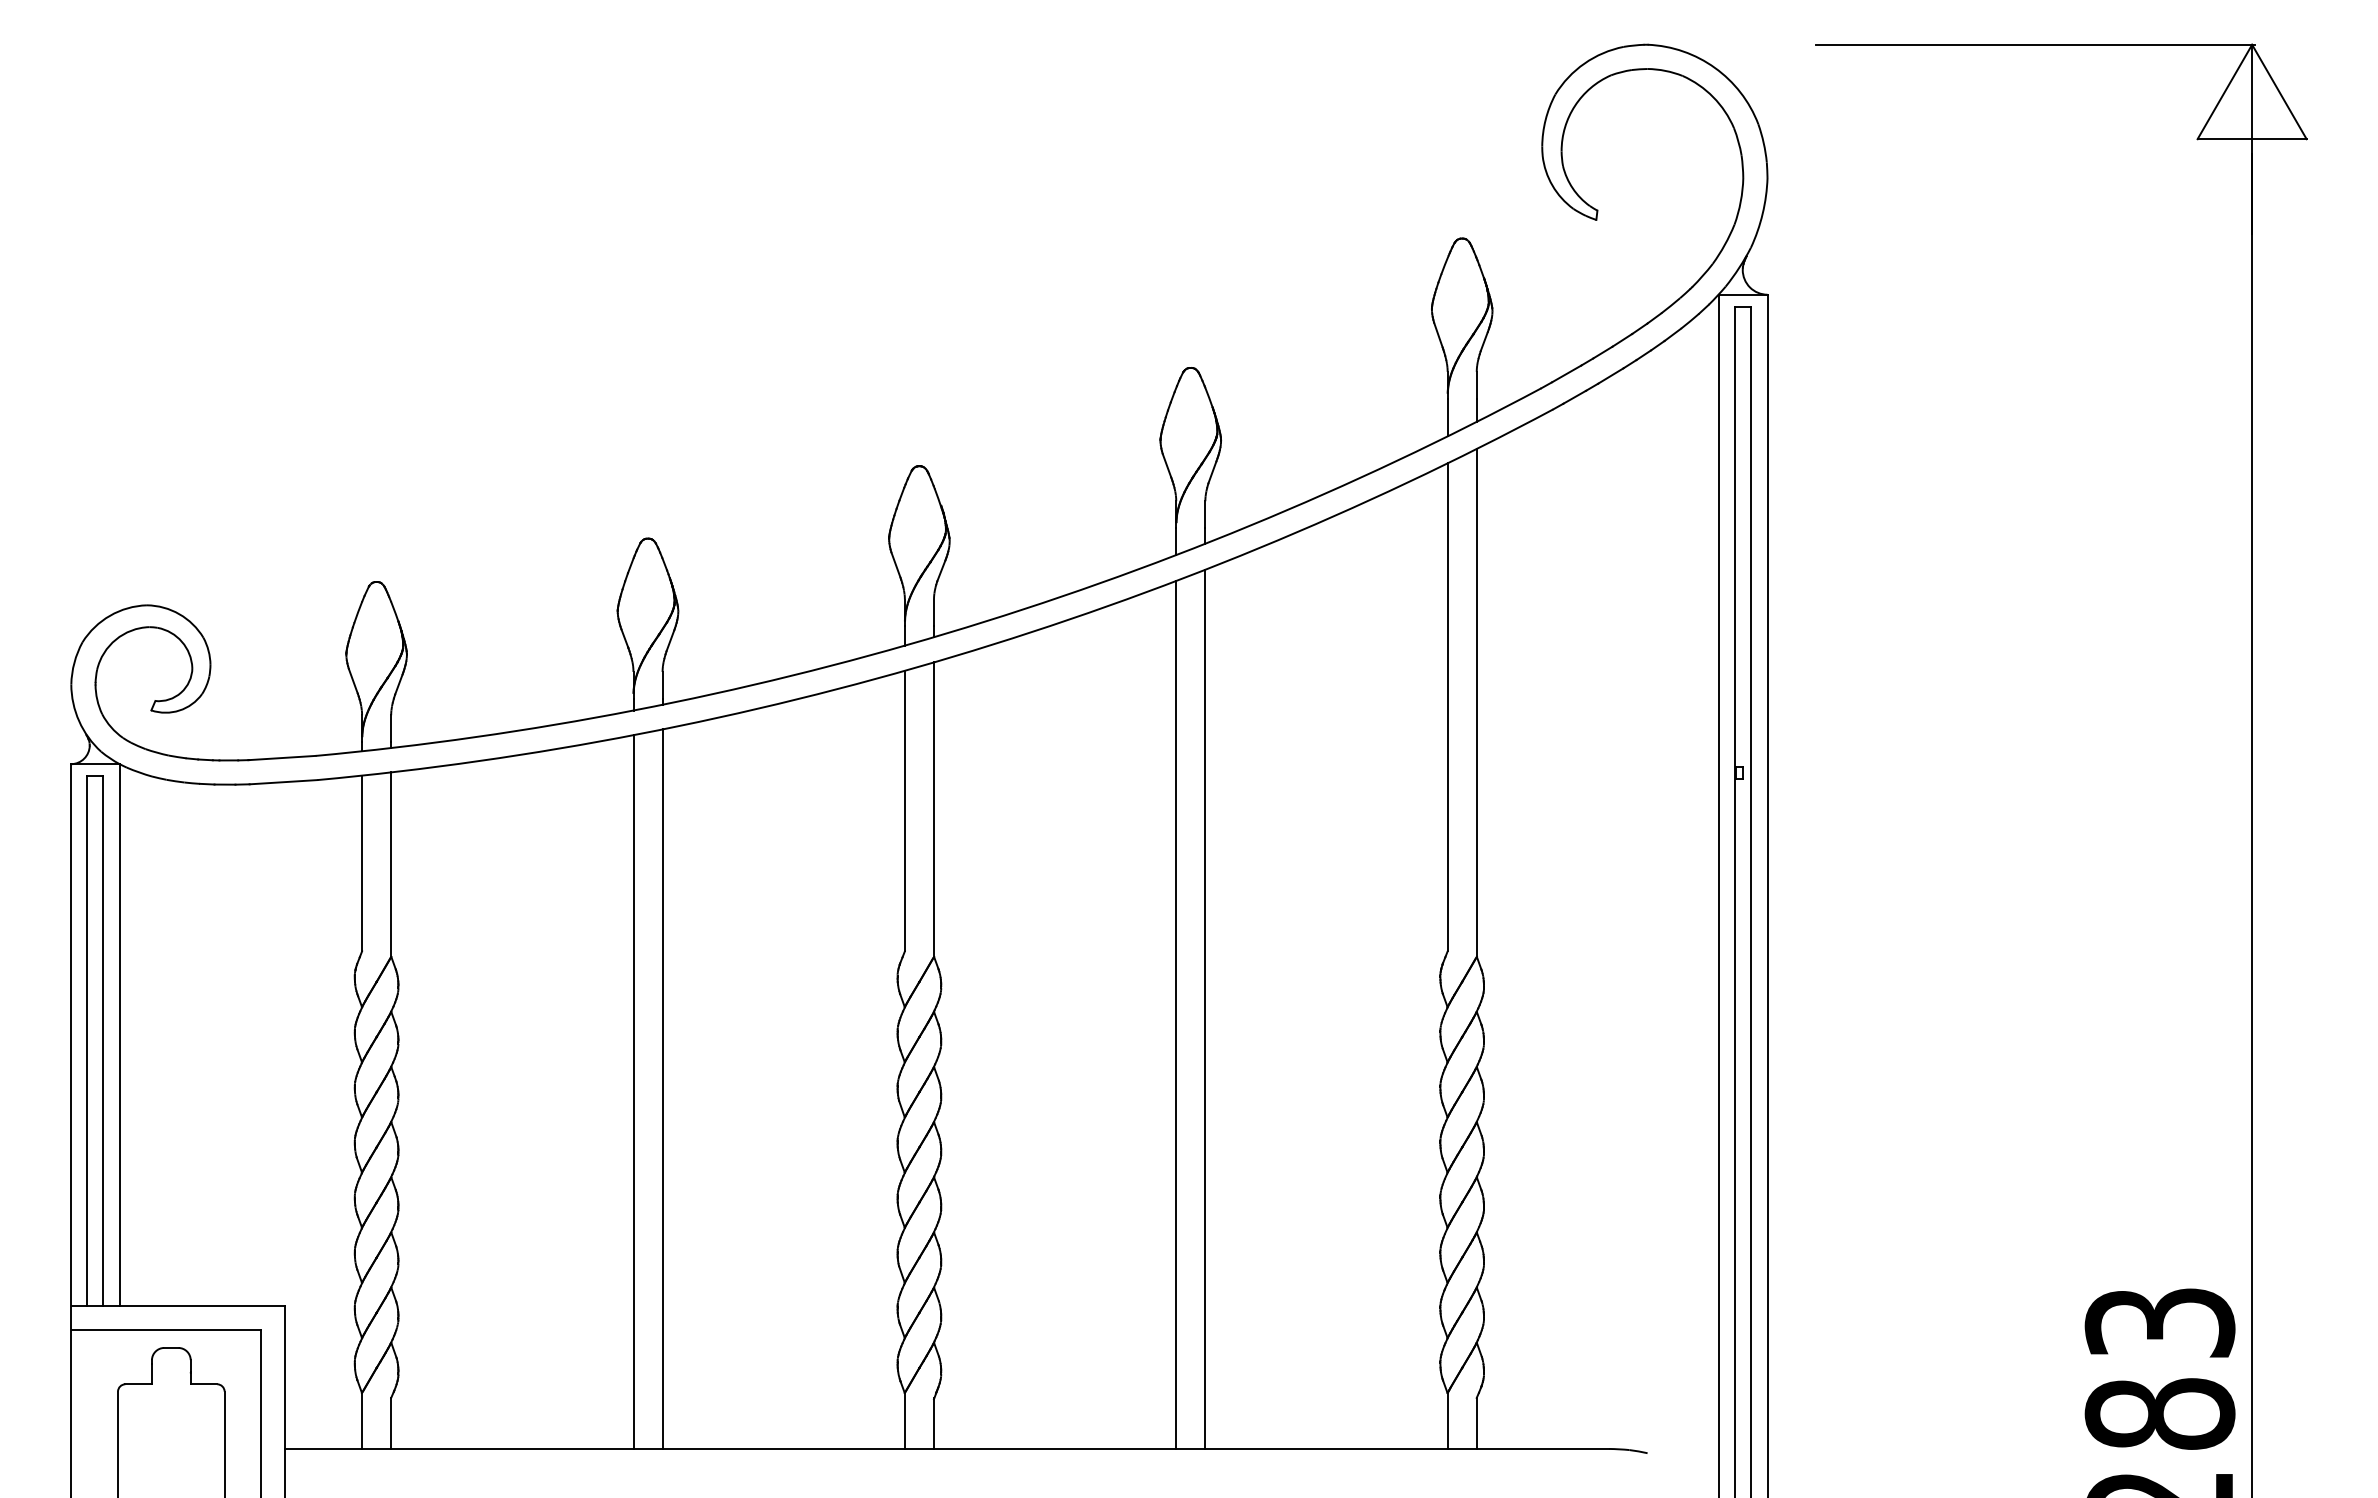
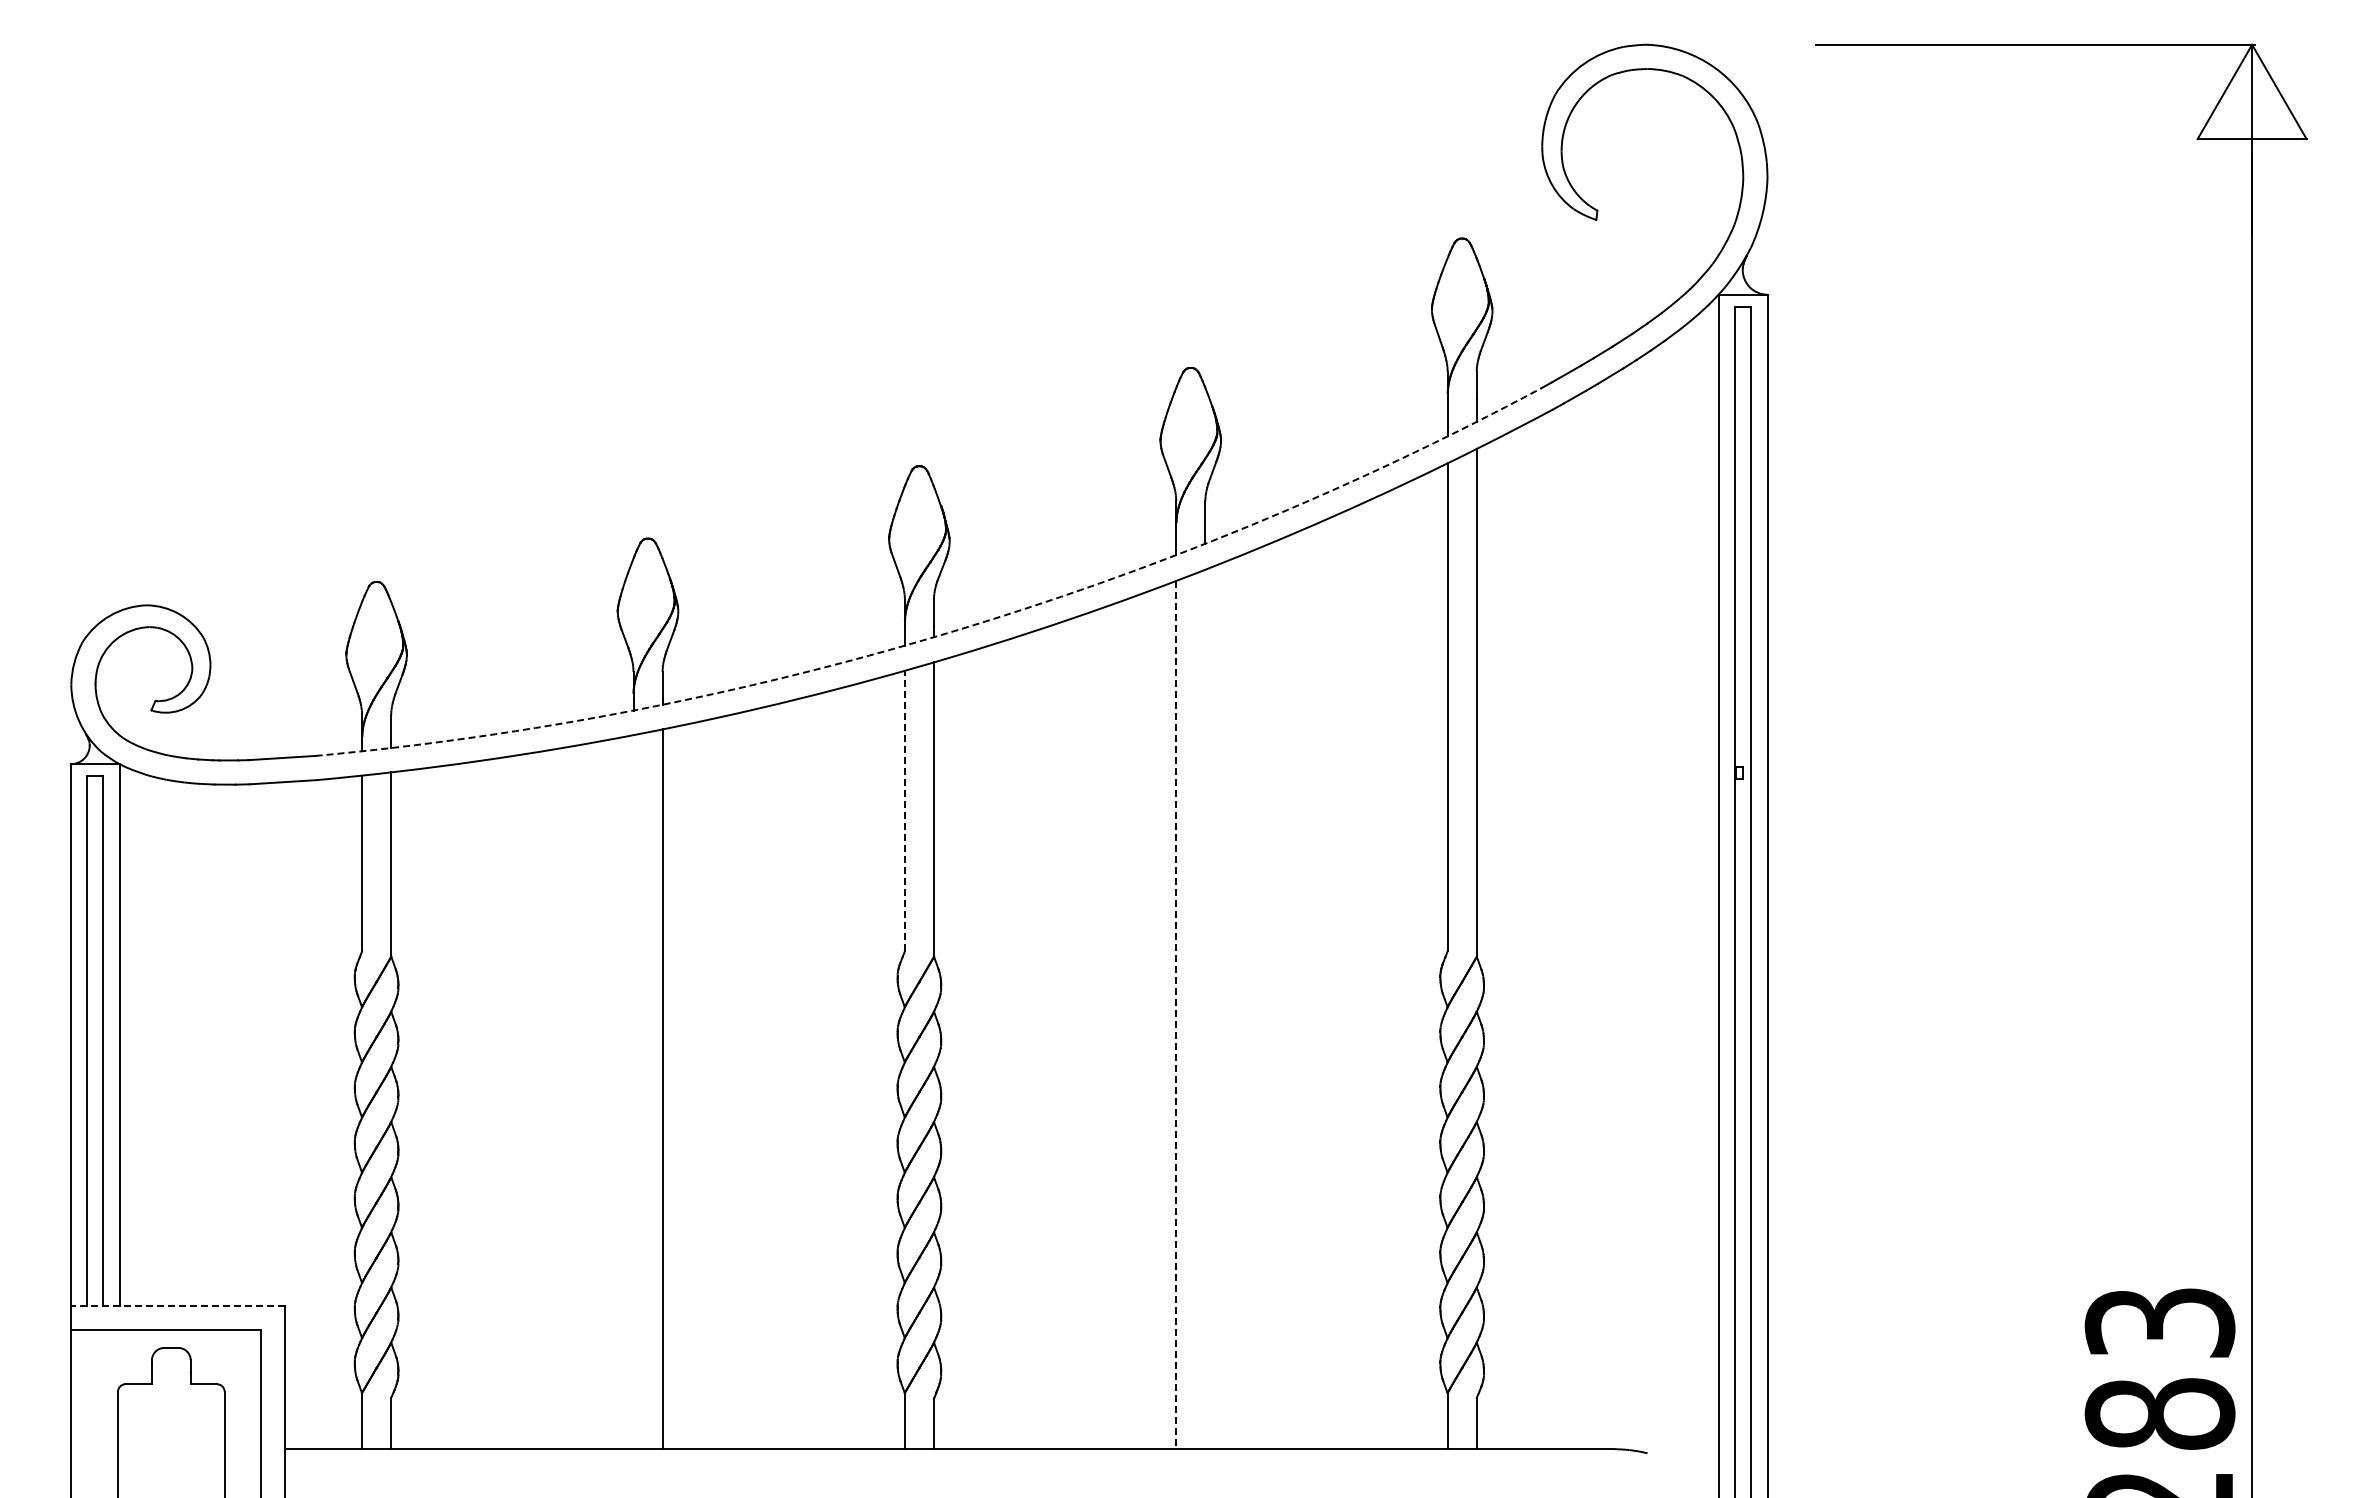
arc: solid -> dashed (946, 633)
line: solid -> dashed (904, 810)
line: present -> none (1205, 1008)
line: solid -> dashed (1176, 1014)
line: present -> none (633, 1091)
line: solid -> dashed (178, 1306)
